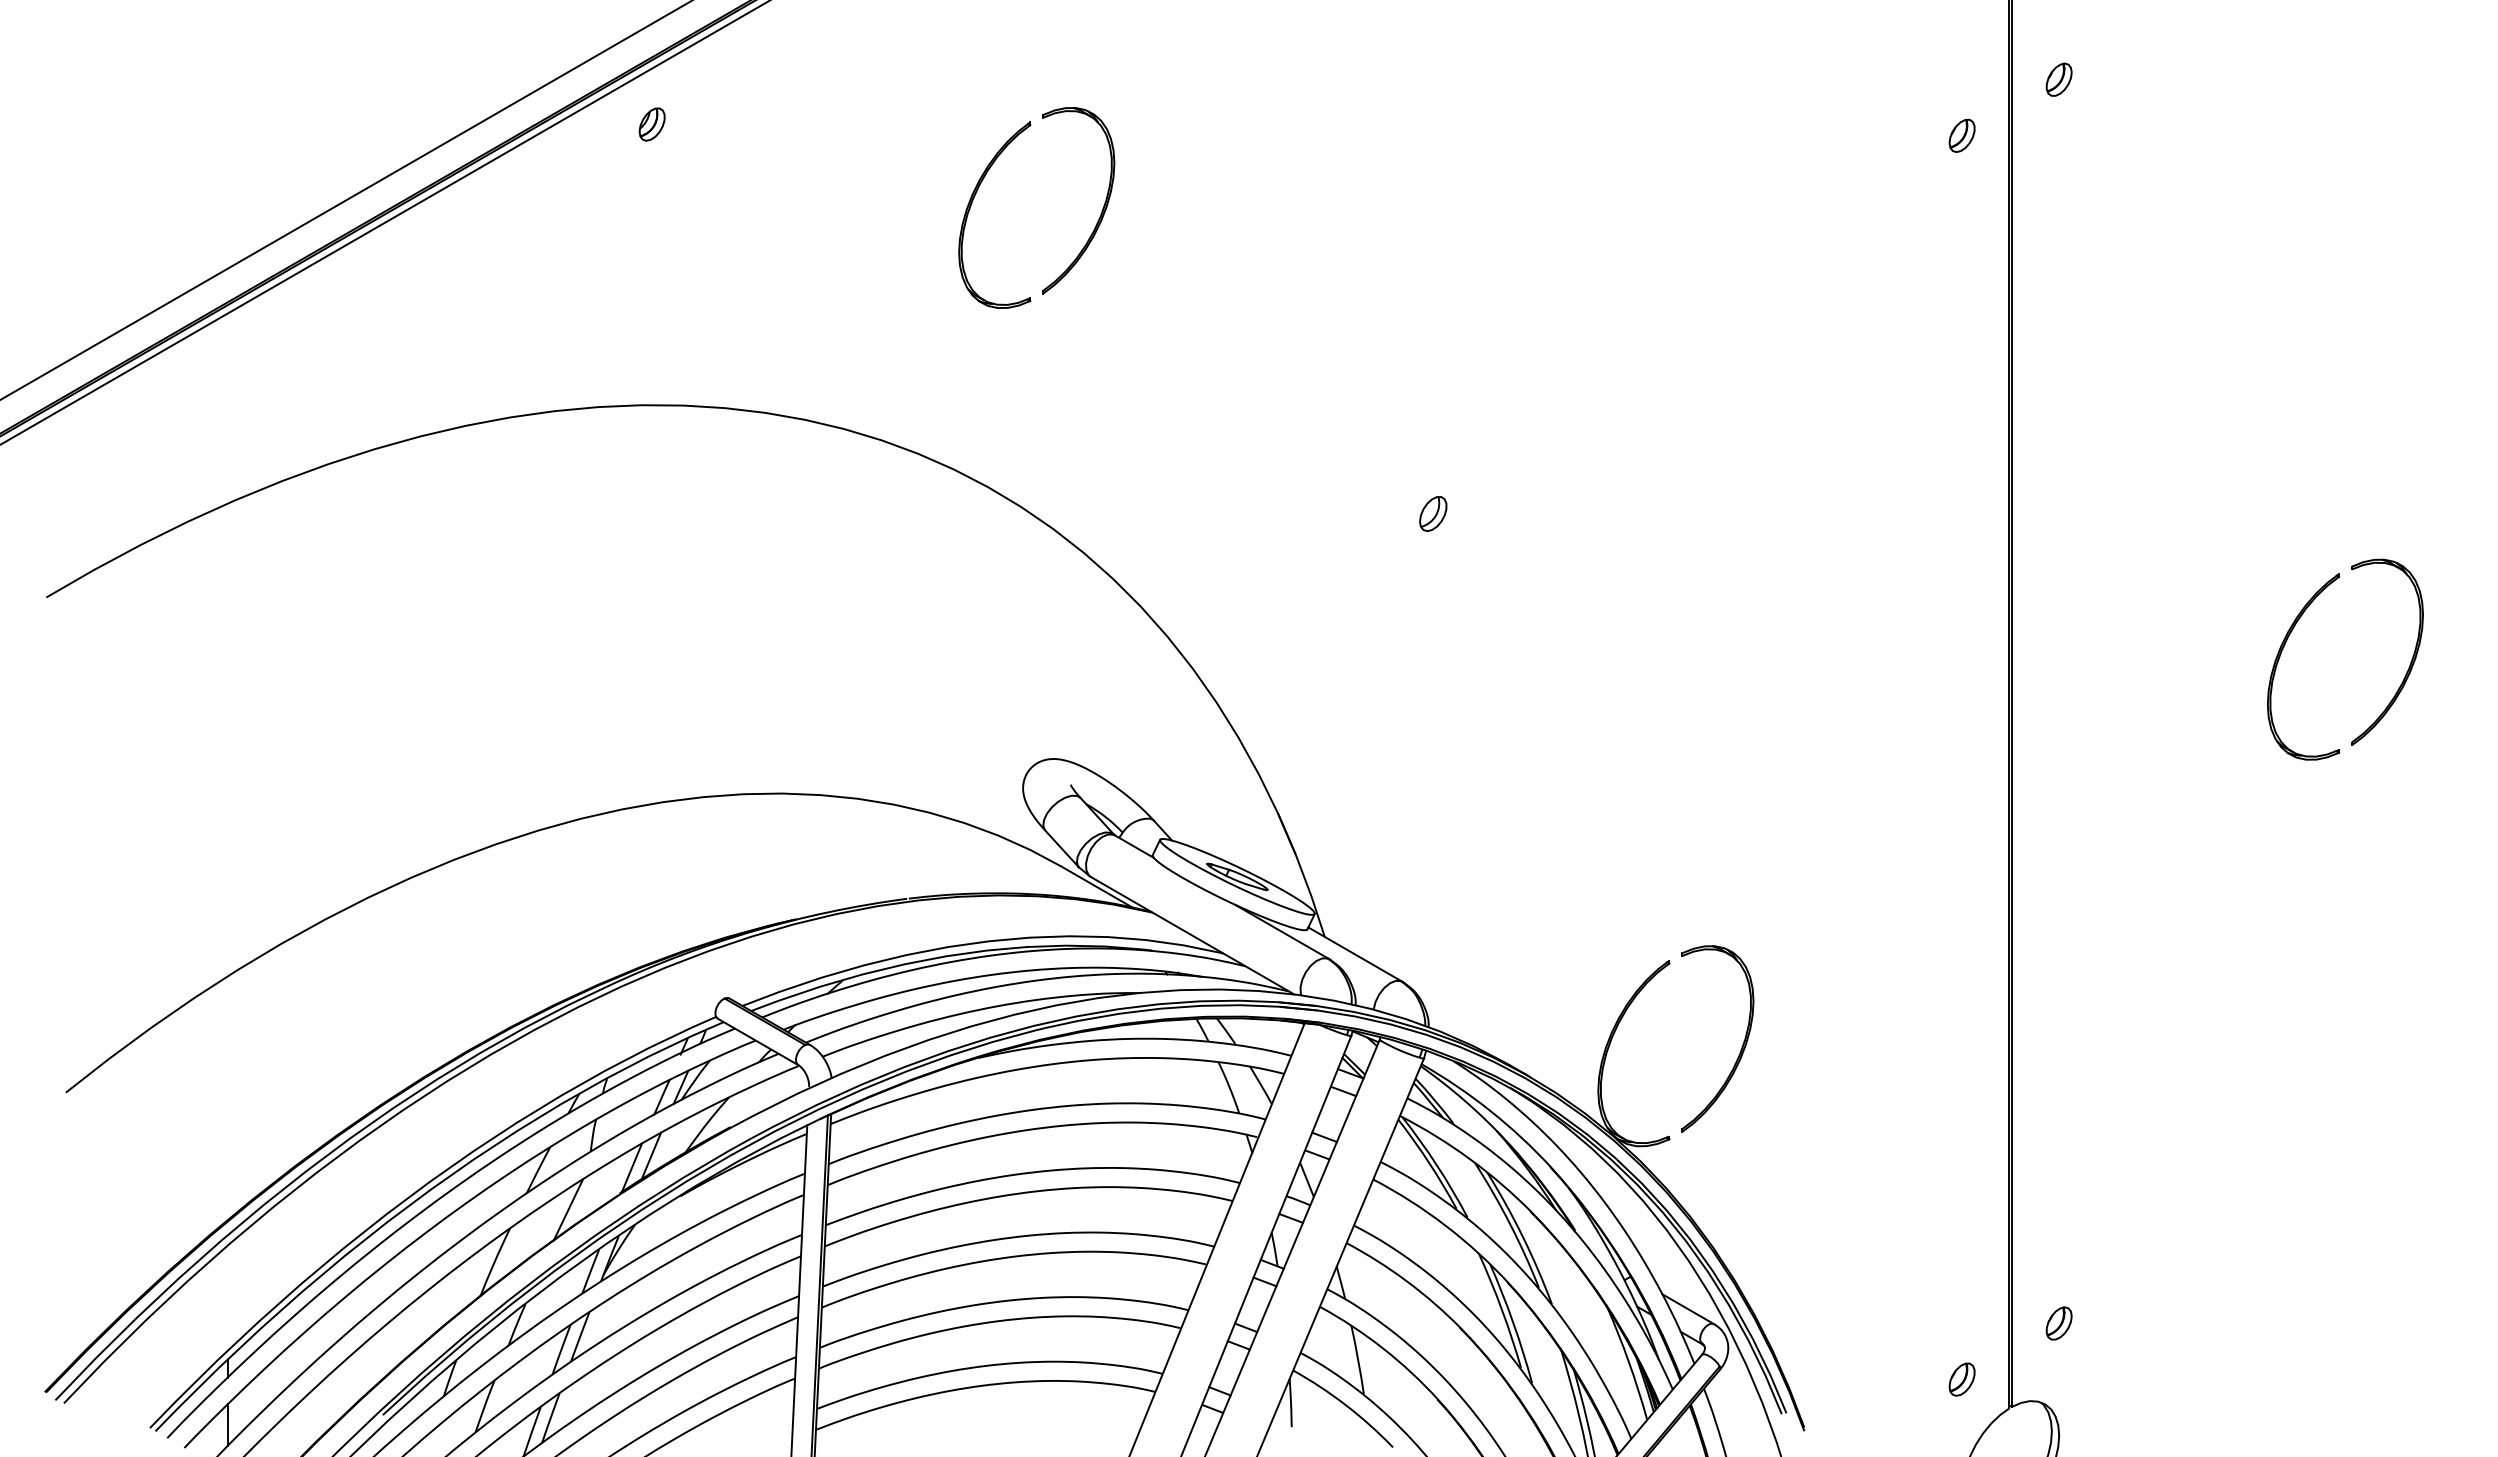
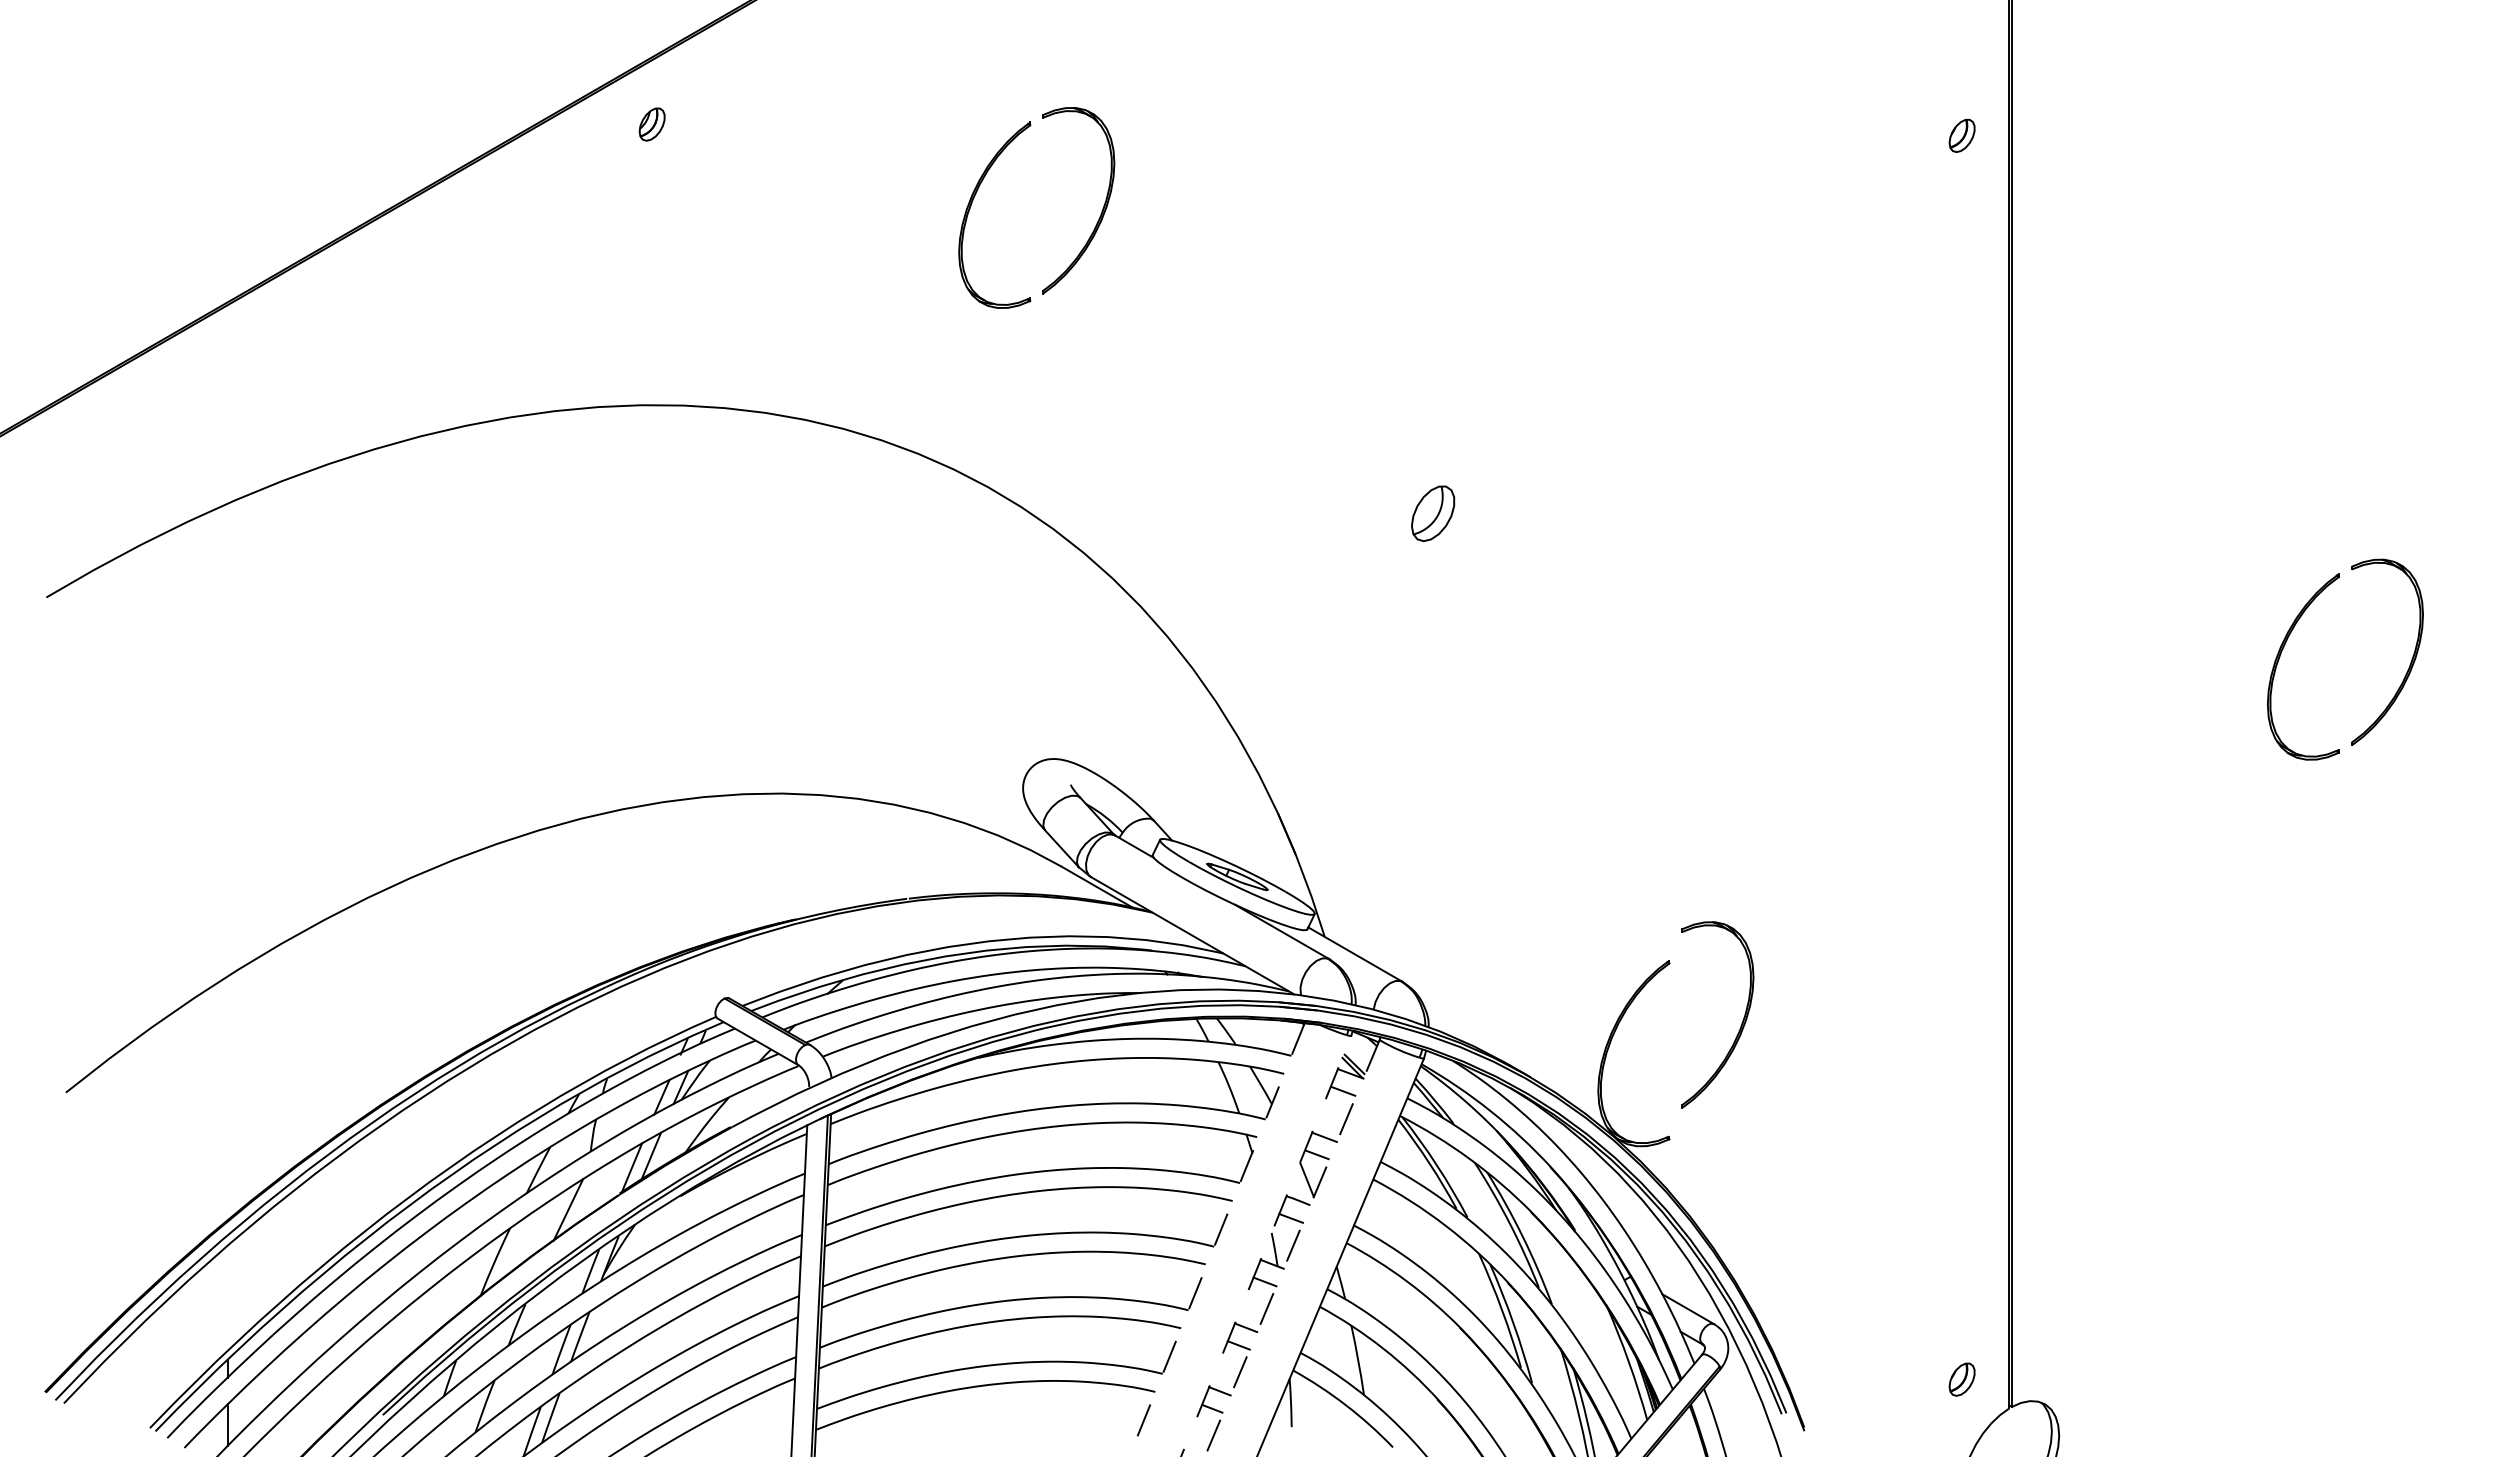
part: present -> none (2058, 79)
line: present -> none (345, 200)
line: present -> none (384, 222)
part size: 29x37 px -> 45x58 px (1433, 513)
part position: (1741, 1046) -> (1741, 1022) (1741, 1022)
line: solid -> dashed (1217, 1239)
line: solid -> dashed (1266, 1246)
line: solid -> dashed (1292, 1248)
part: present -> none (2058, 1323)
